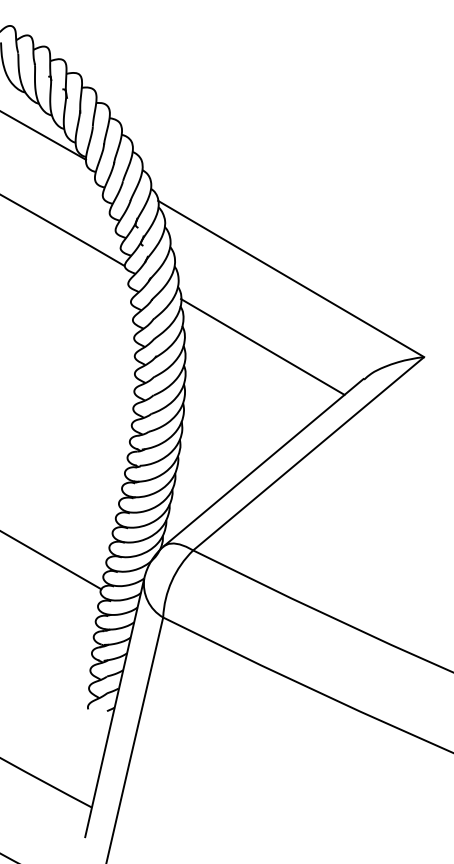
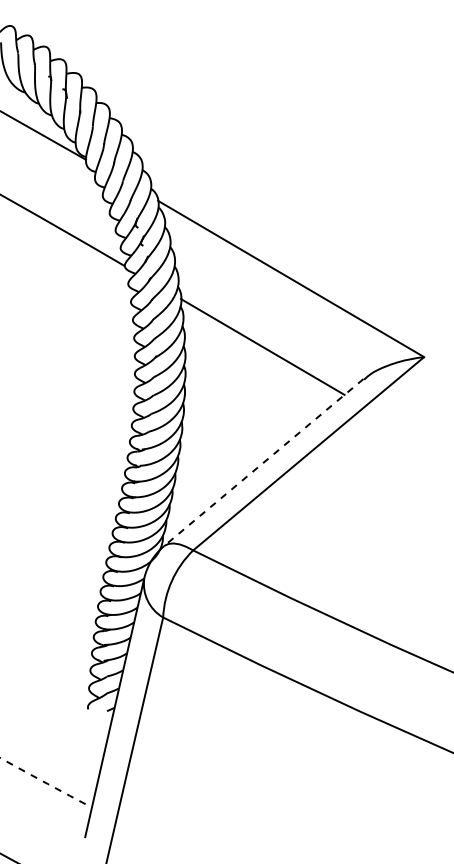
line: solid -> dashed (263, 462)
line: present -> none (51, 560)
arc: solid -> dashed (46, 783)
